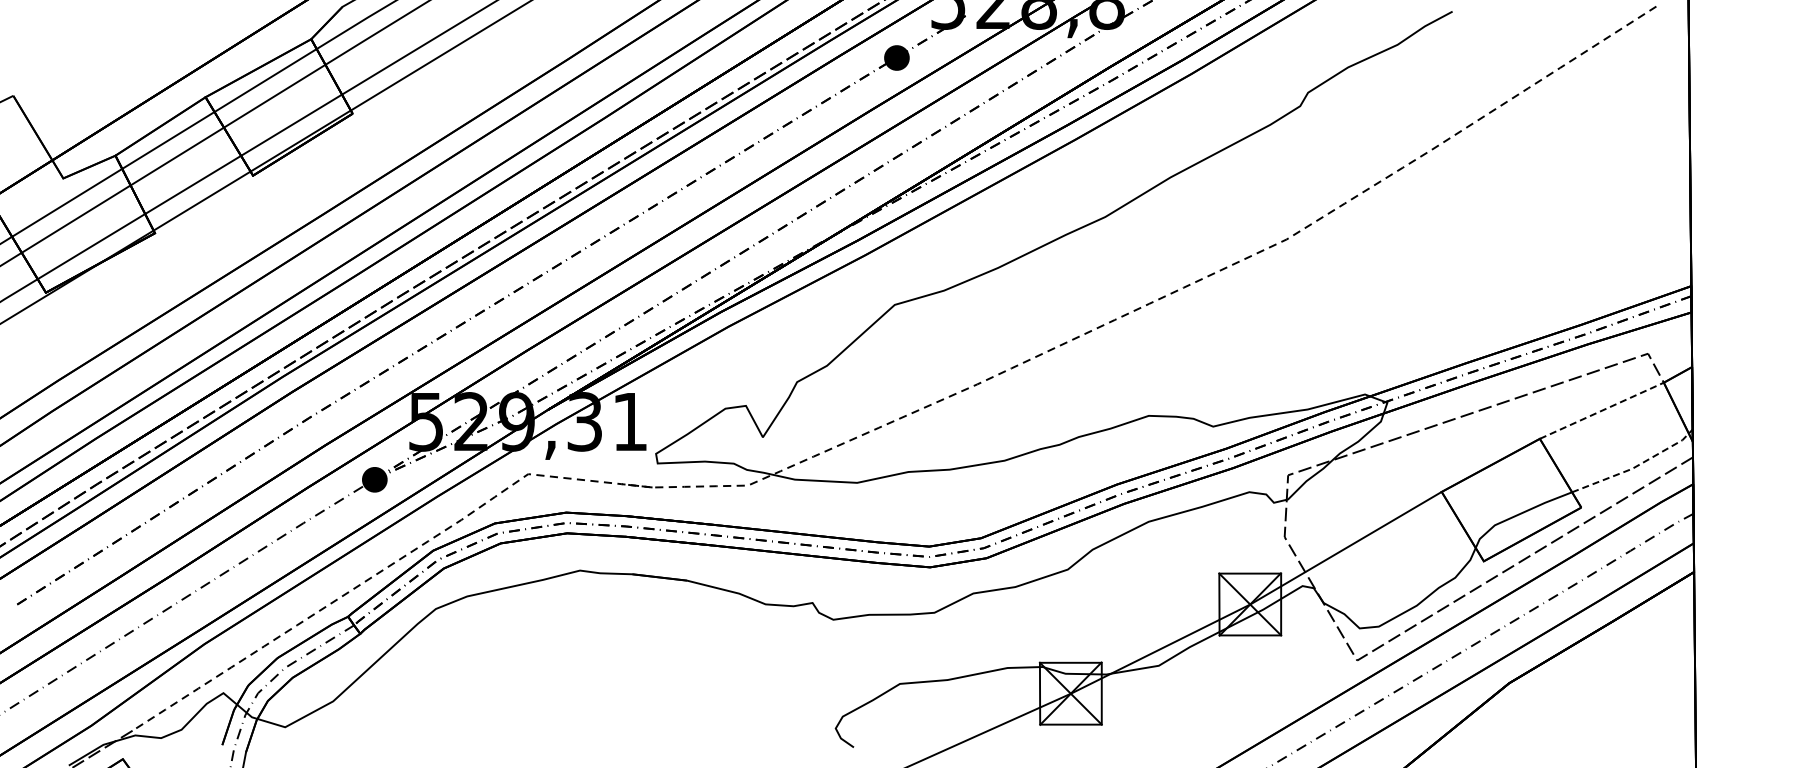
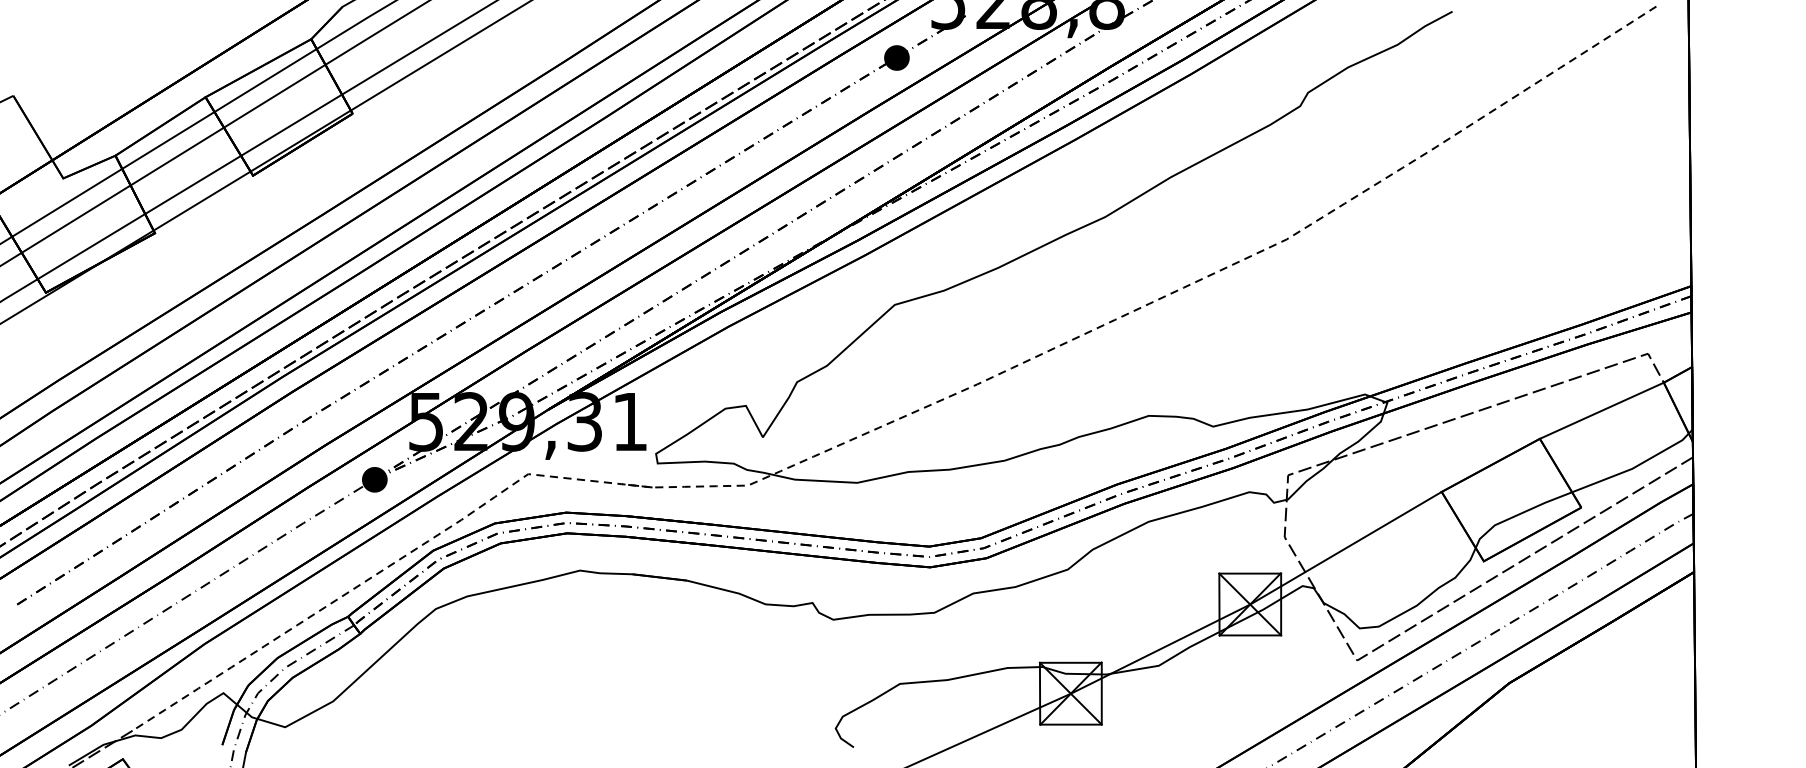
line: dashed -> solid (1602, 410)
line: dashed -> solid (1634, 467)
